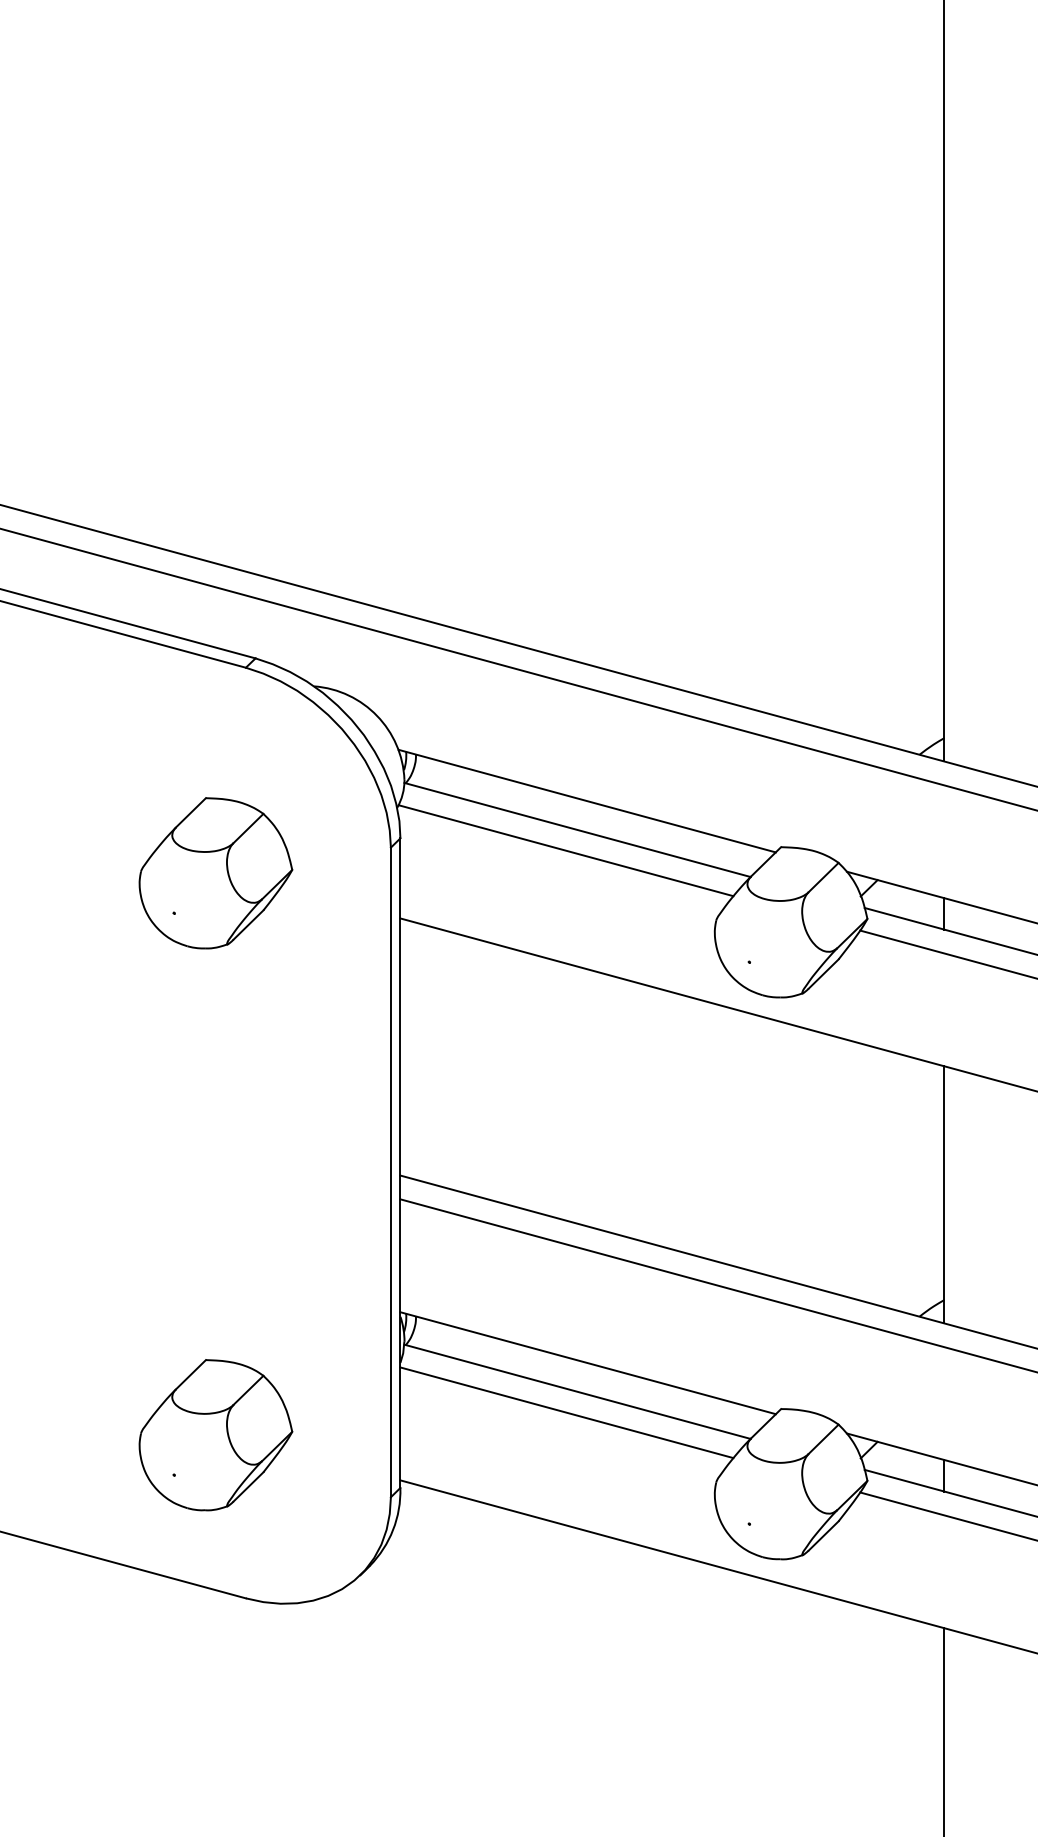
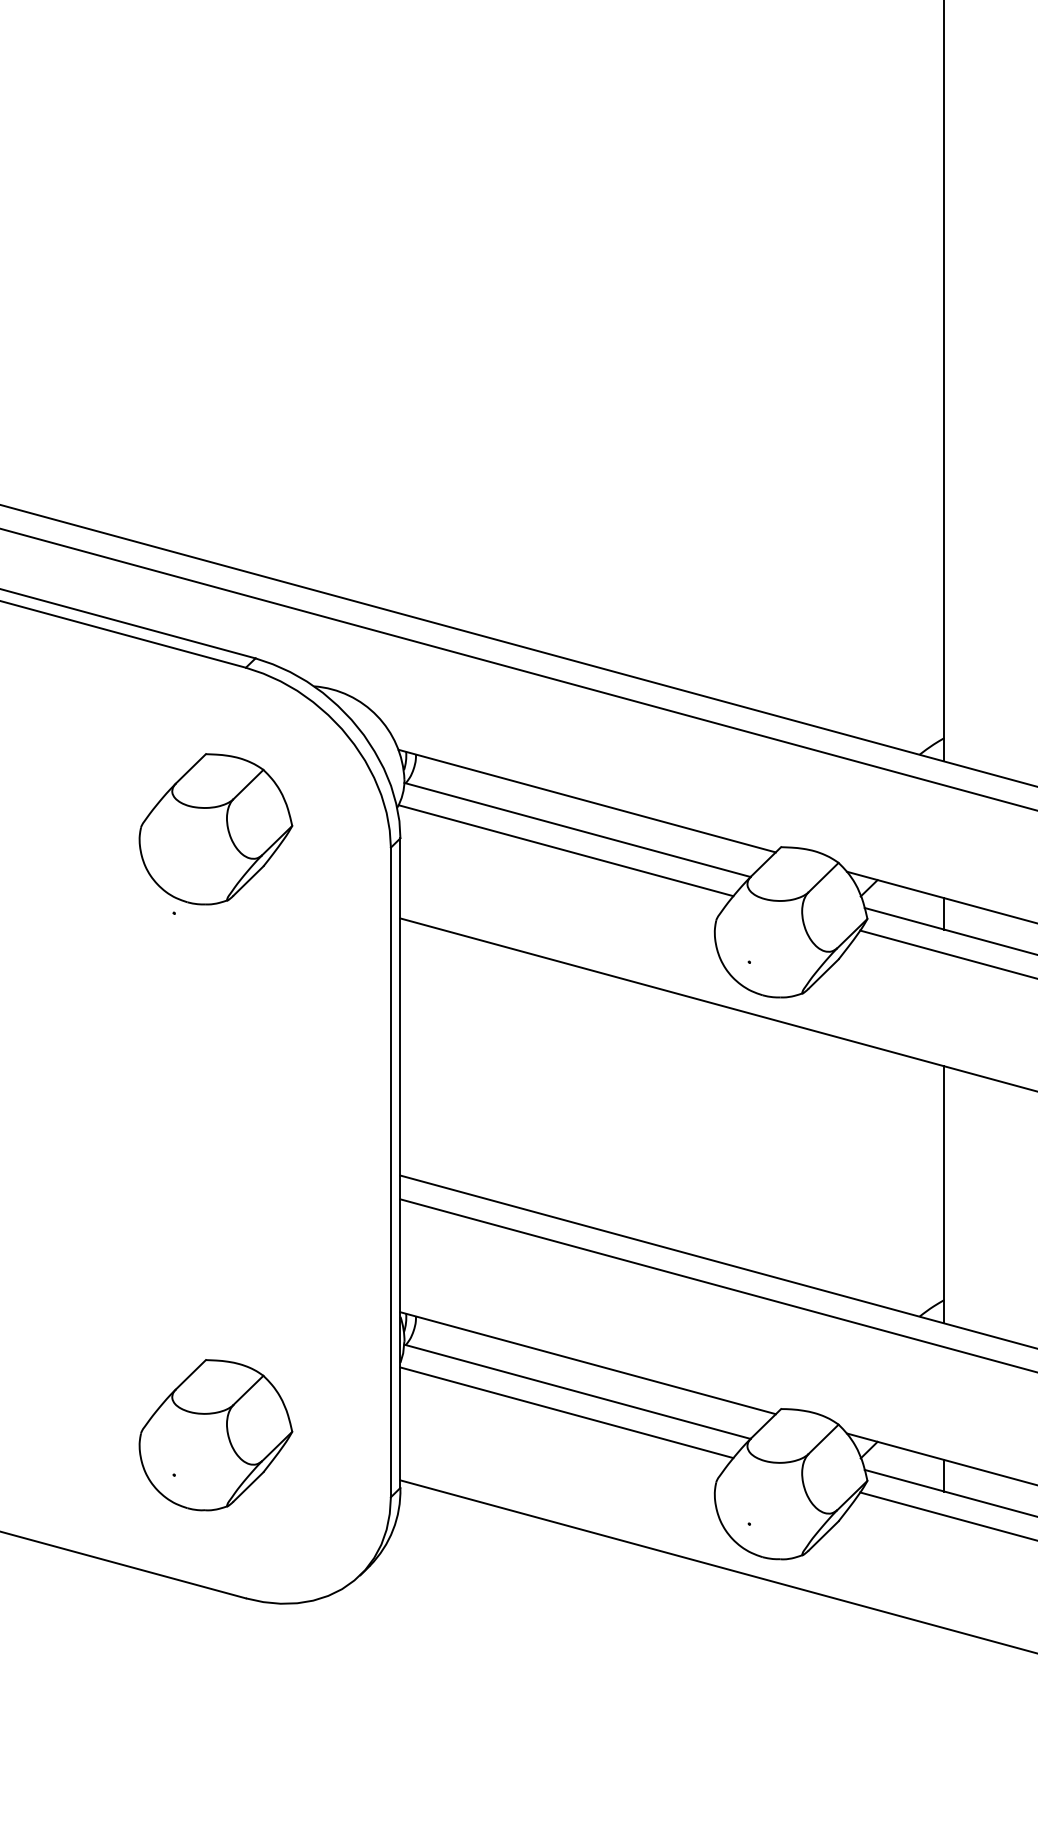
part position: (215, 873) -> (215, 829) (215, 829)
line: present -> none (944, 1730)
